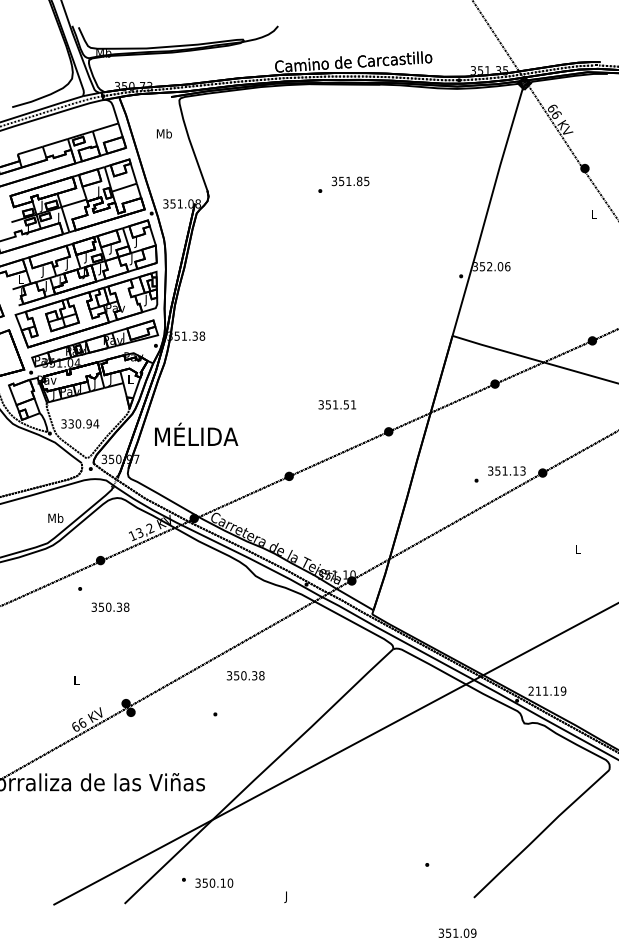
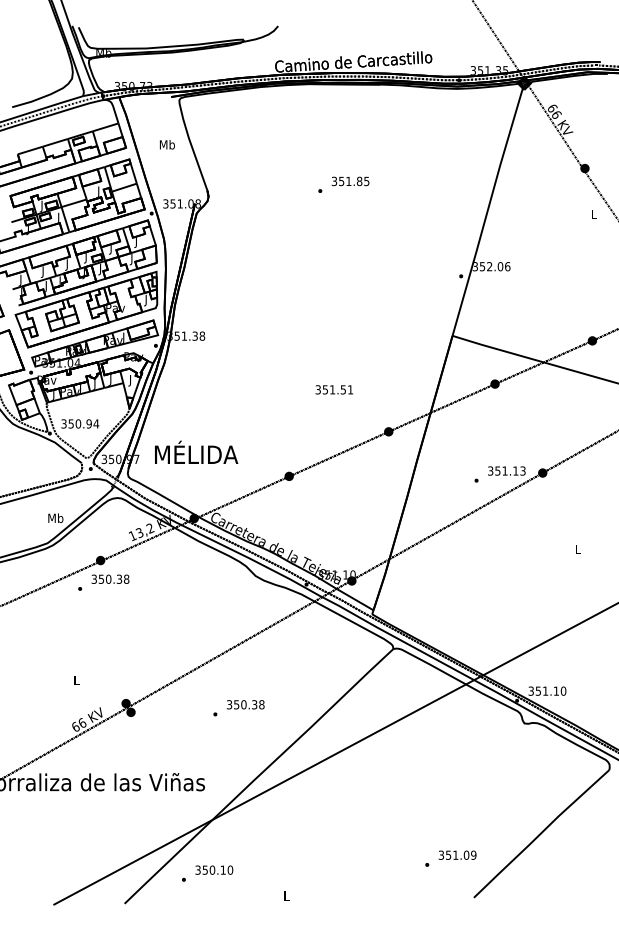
text position: (164, 133) -> (167, 144) (167, 144)
text: L -> J (20, 280)
text: L -> J (130, 380)
text position: (336, 404) -> (333, 389) (333, 389)
text: 330.94 -> 350.94 (70, 423)
text position: (196, 433) -> (196, 451) (196, 451)
text position: (110, 606) -> (110, 578) (110, 578)
text position: (245, 675) -> (245, 704) (245, 704)
text: 211.19 -> 351.10 (547, 690)
text position: (214, 882) -> (214, 869) (214, 869)
text: J -> L (286, 897)
text position: (457, 932) -> (457, 854) (457, 854)
